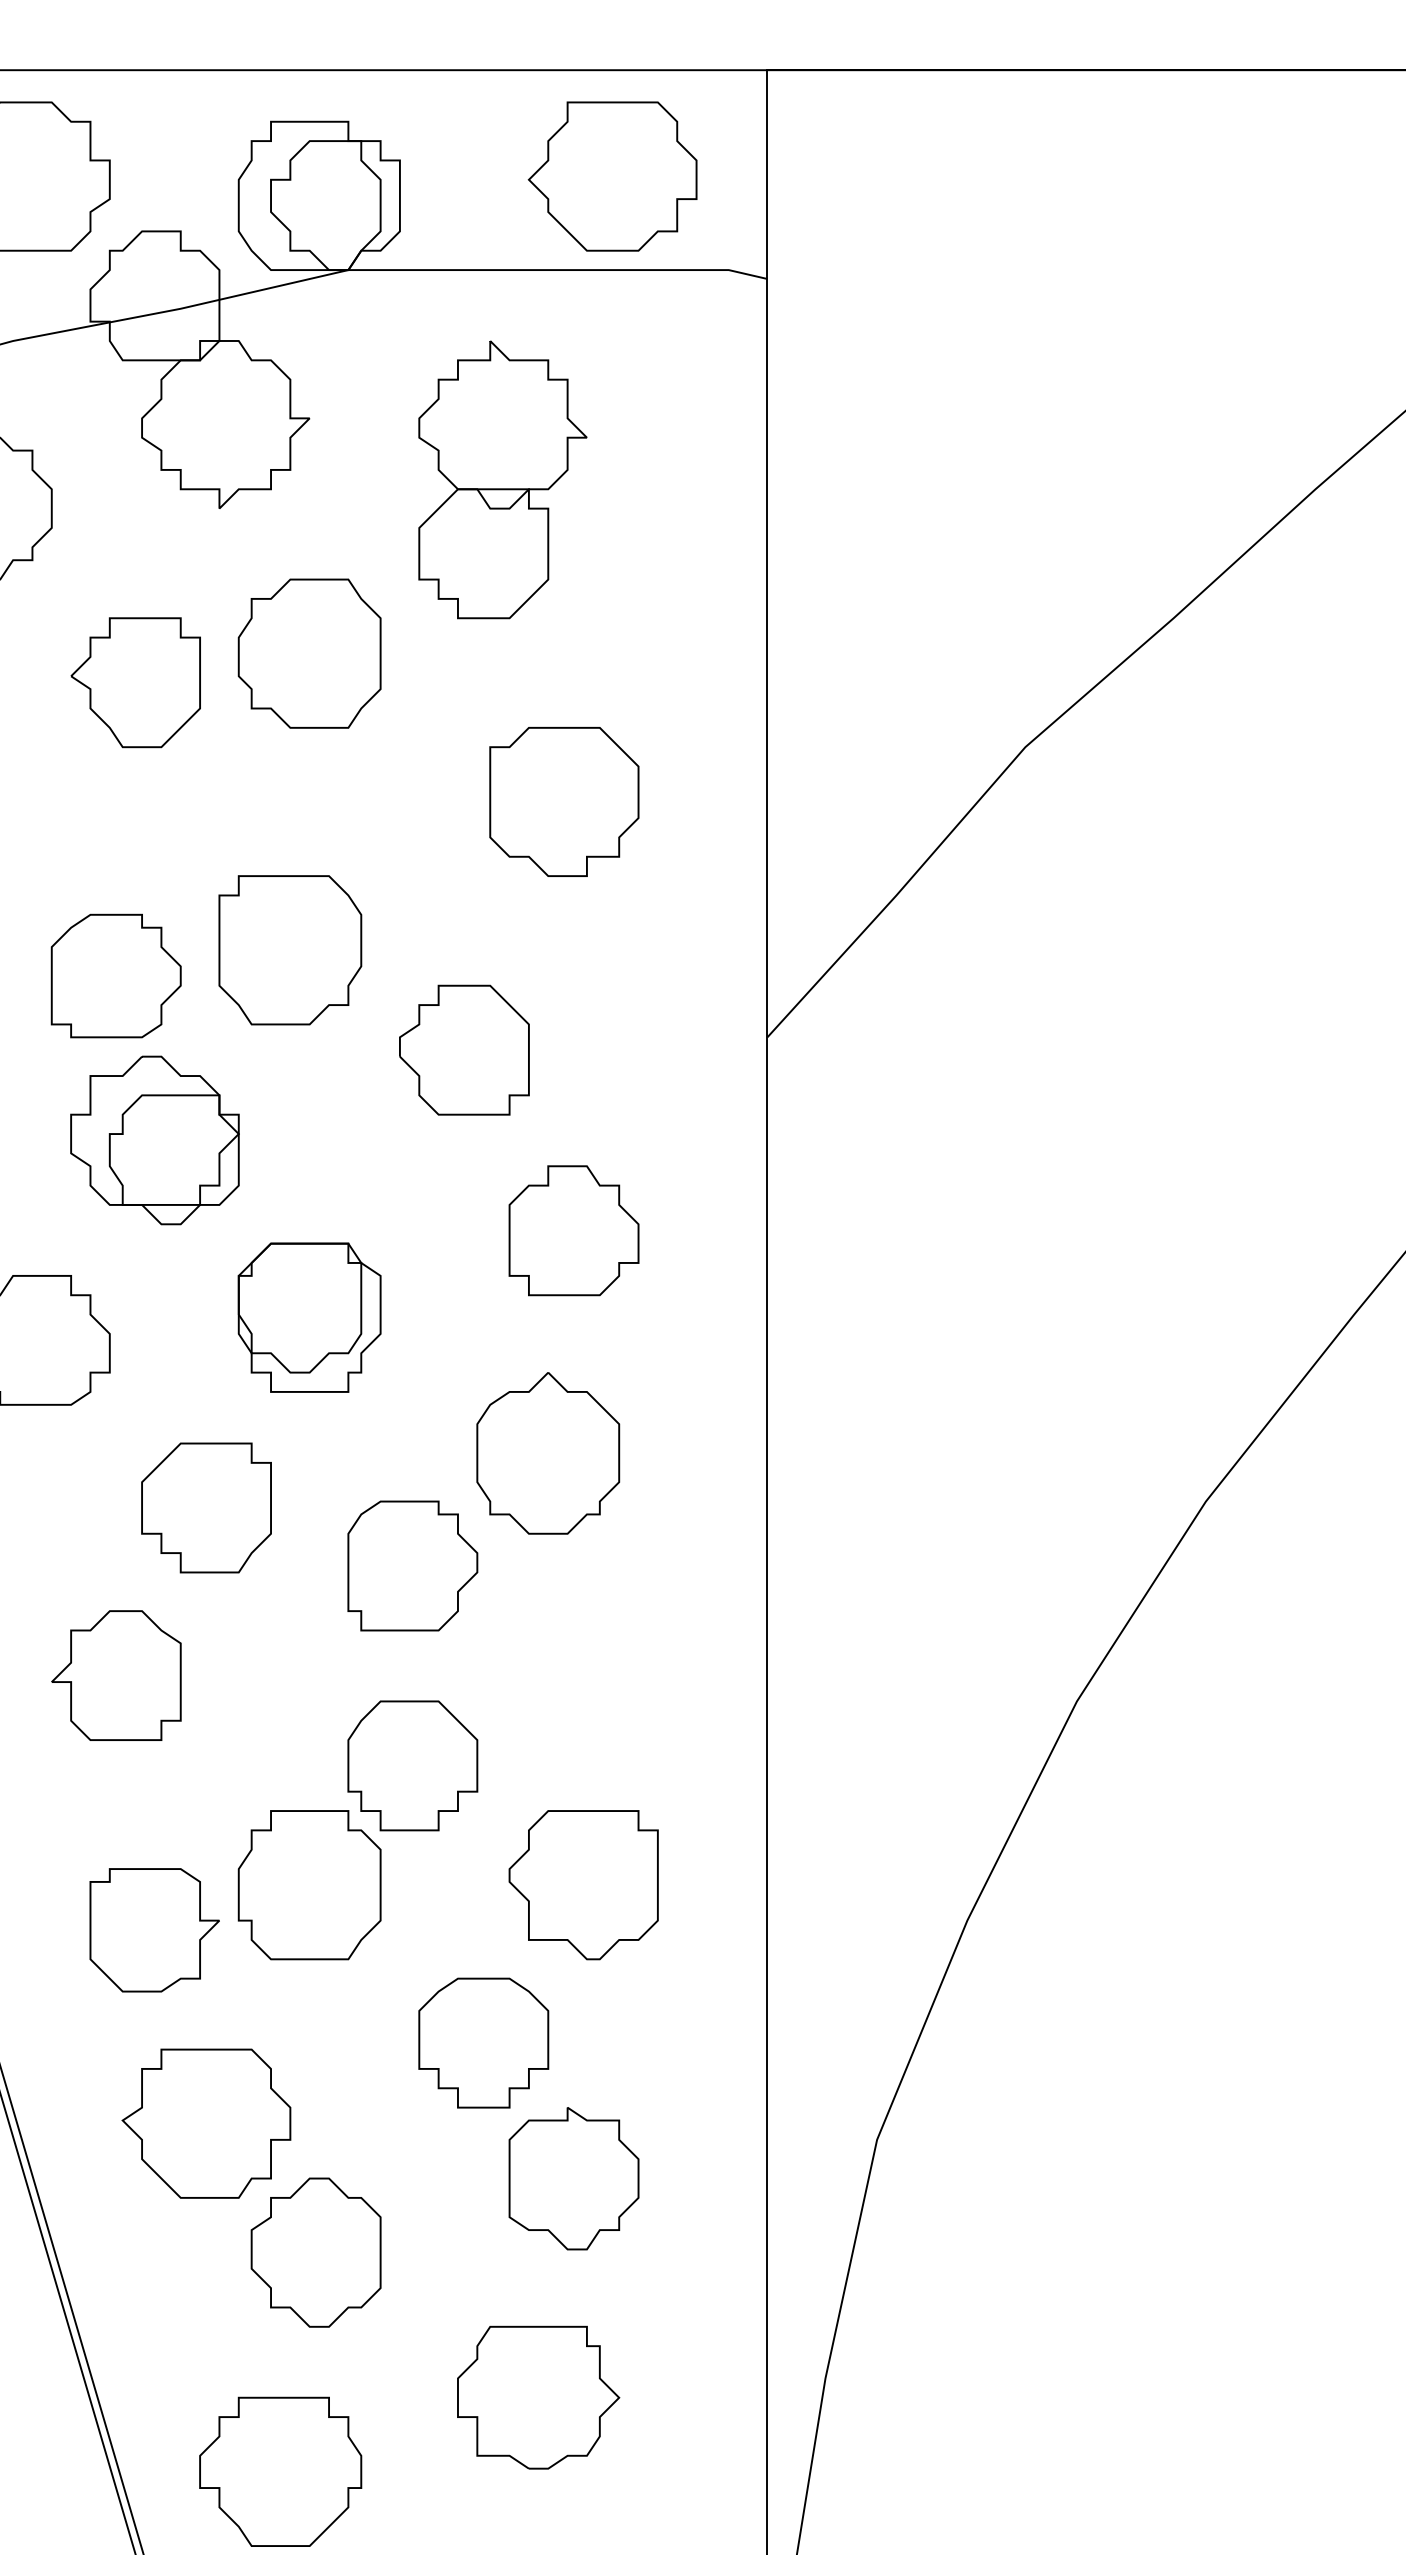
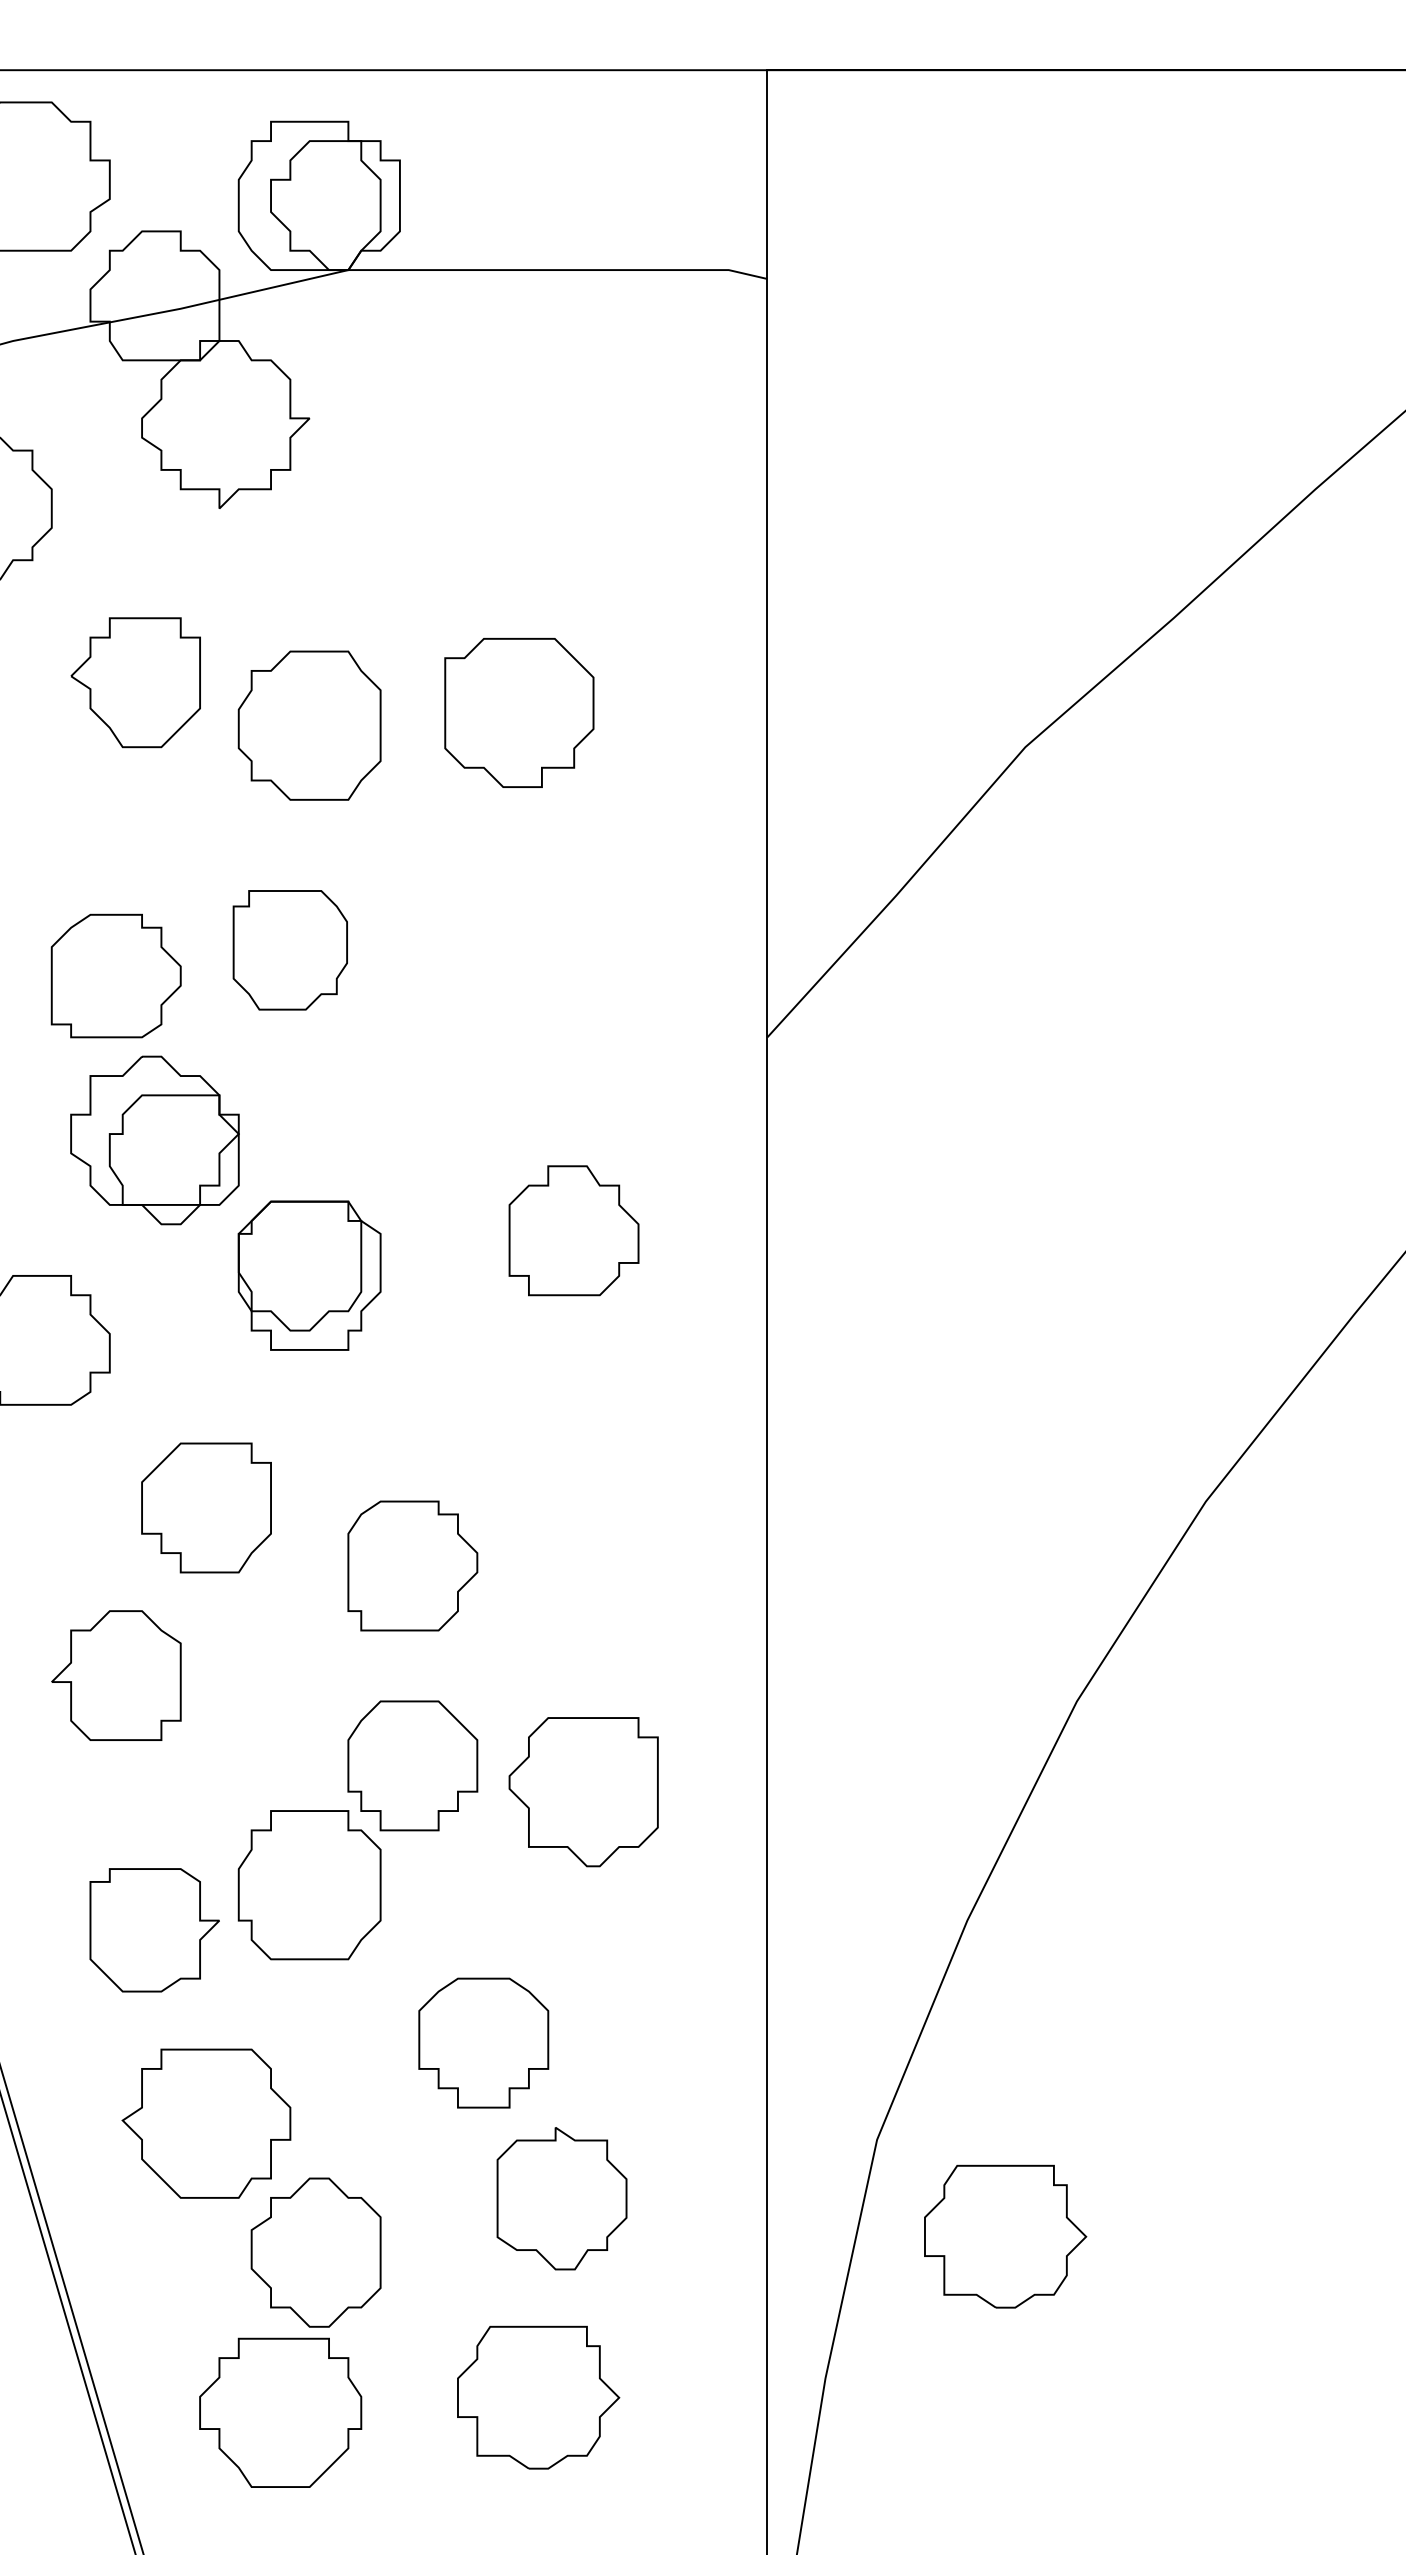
part: present -> none (612, 176)
part: present -> none (502, 479)
part position: (309, 653) -> (309, 725) (309, 725)
part position: (564, 801) -> (519, 712) (519, 712)
part size: 145x151 px -> 116x121 px (289, 950)
part: present -> none (464, 1049)
part position: (309, 1317) -> (309, 1275) (309, 1275)
part: present -> none (548, 1453)
part position: (583, 1885) -> (583, 1792) (583, 1792)
part position: (573, 2178) -> (561, 2198) (561, 2198)
part: none -> present (1005, 2236)
part position: (280, 2471) -> (280, 2412) (280, 2412)
